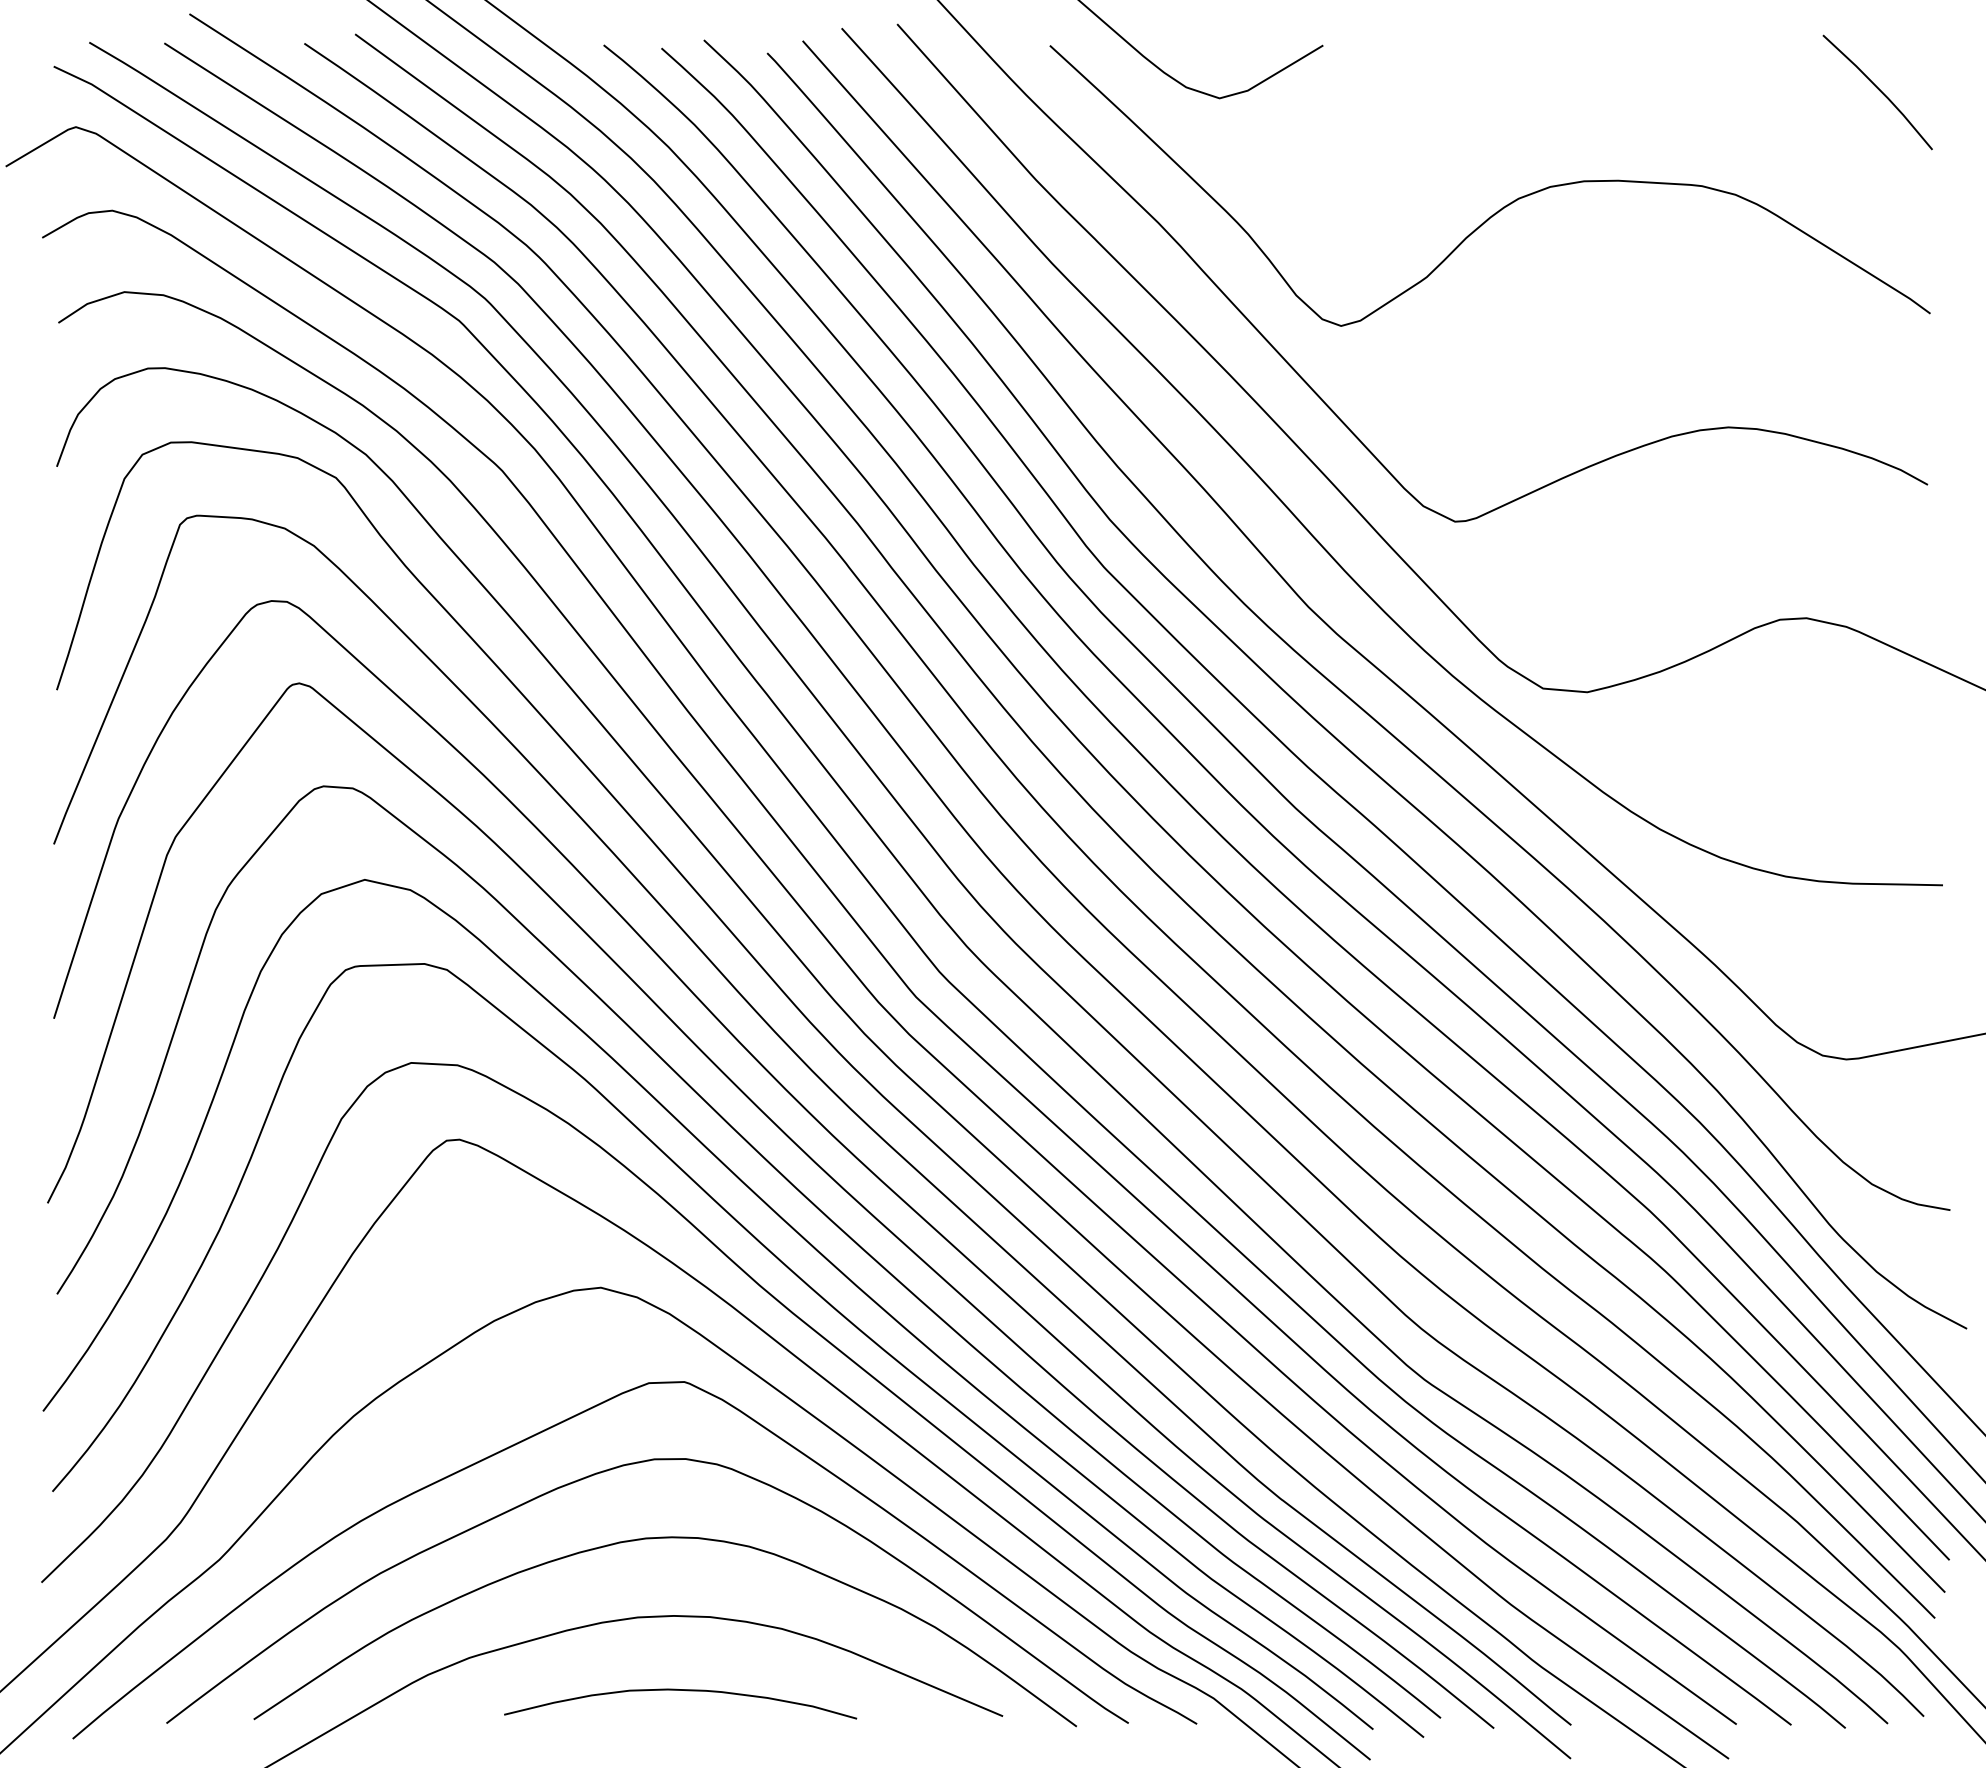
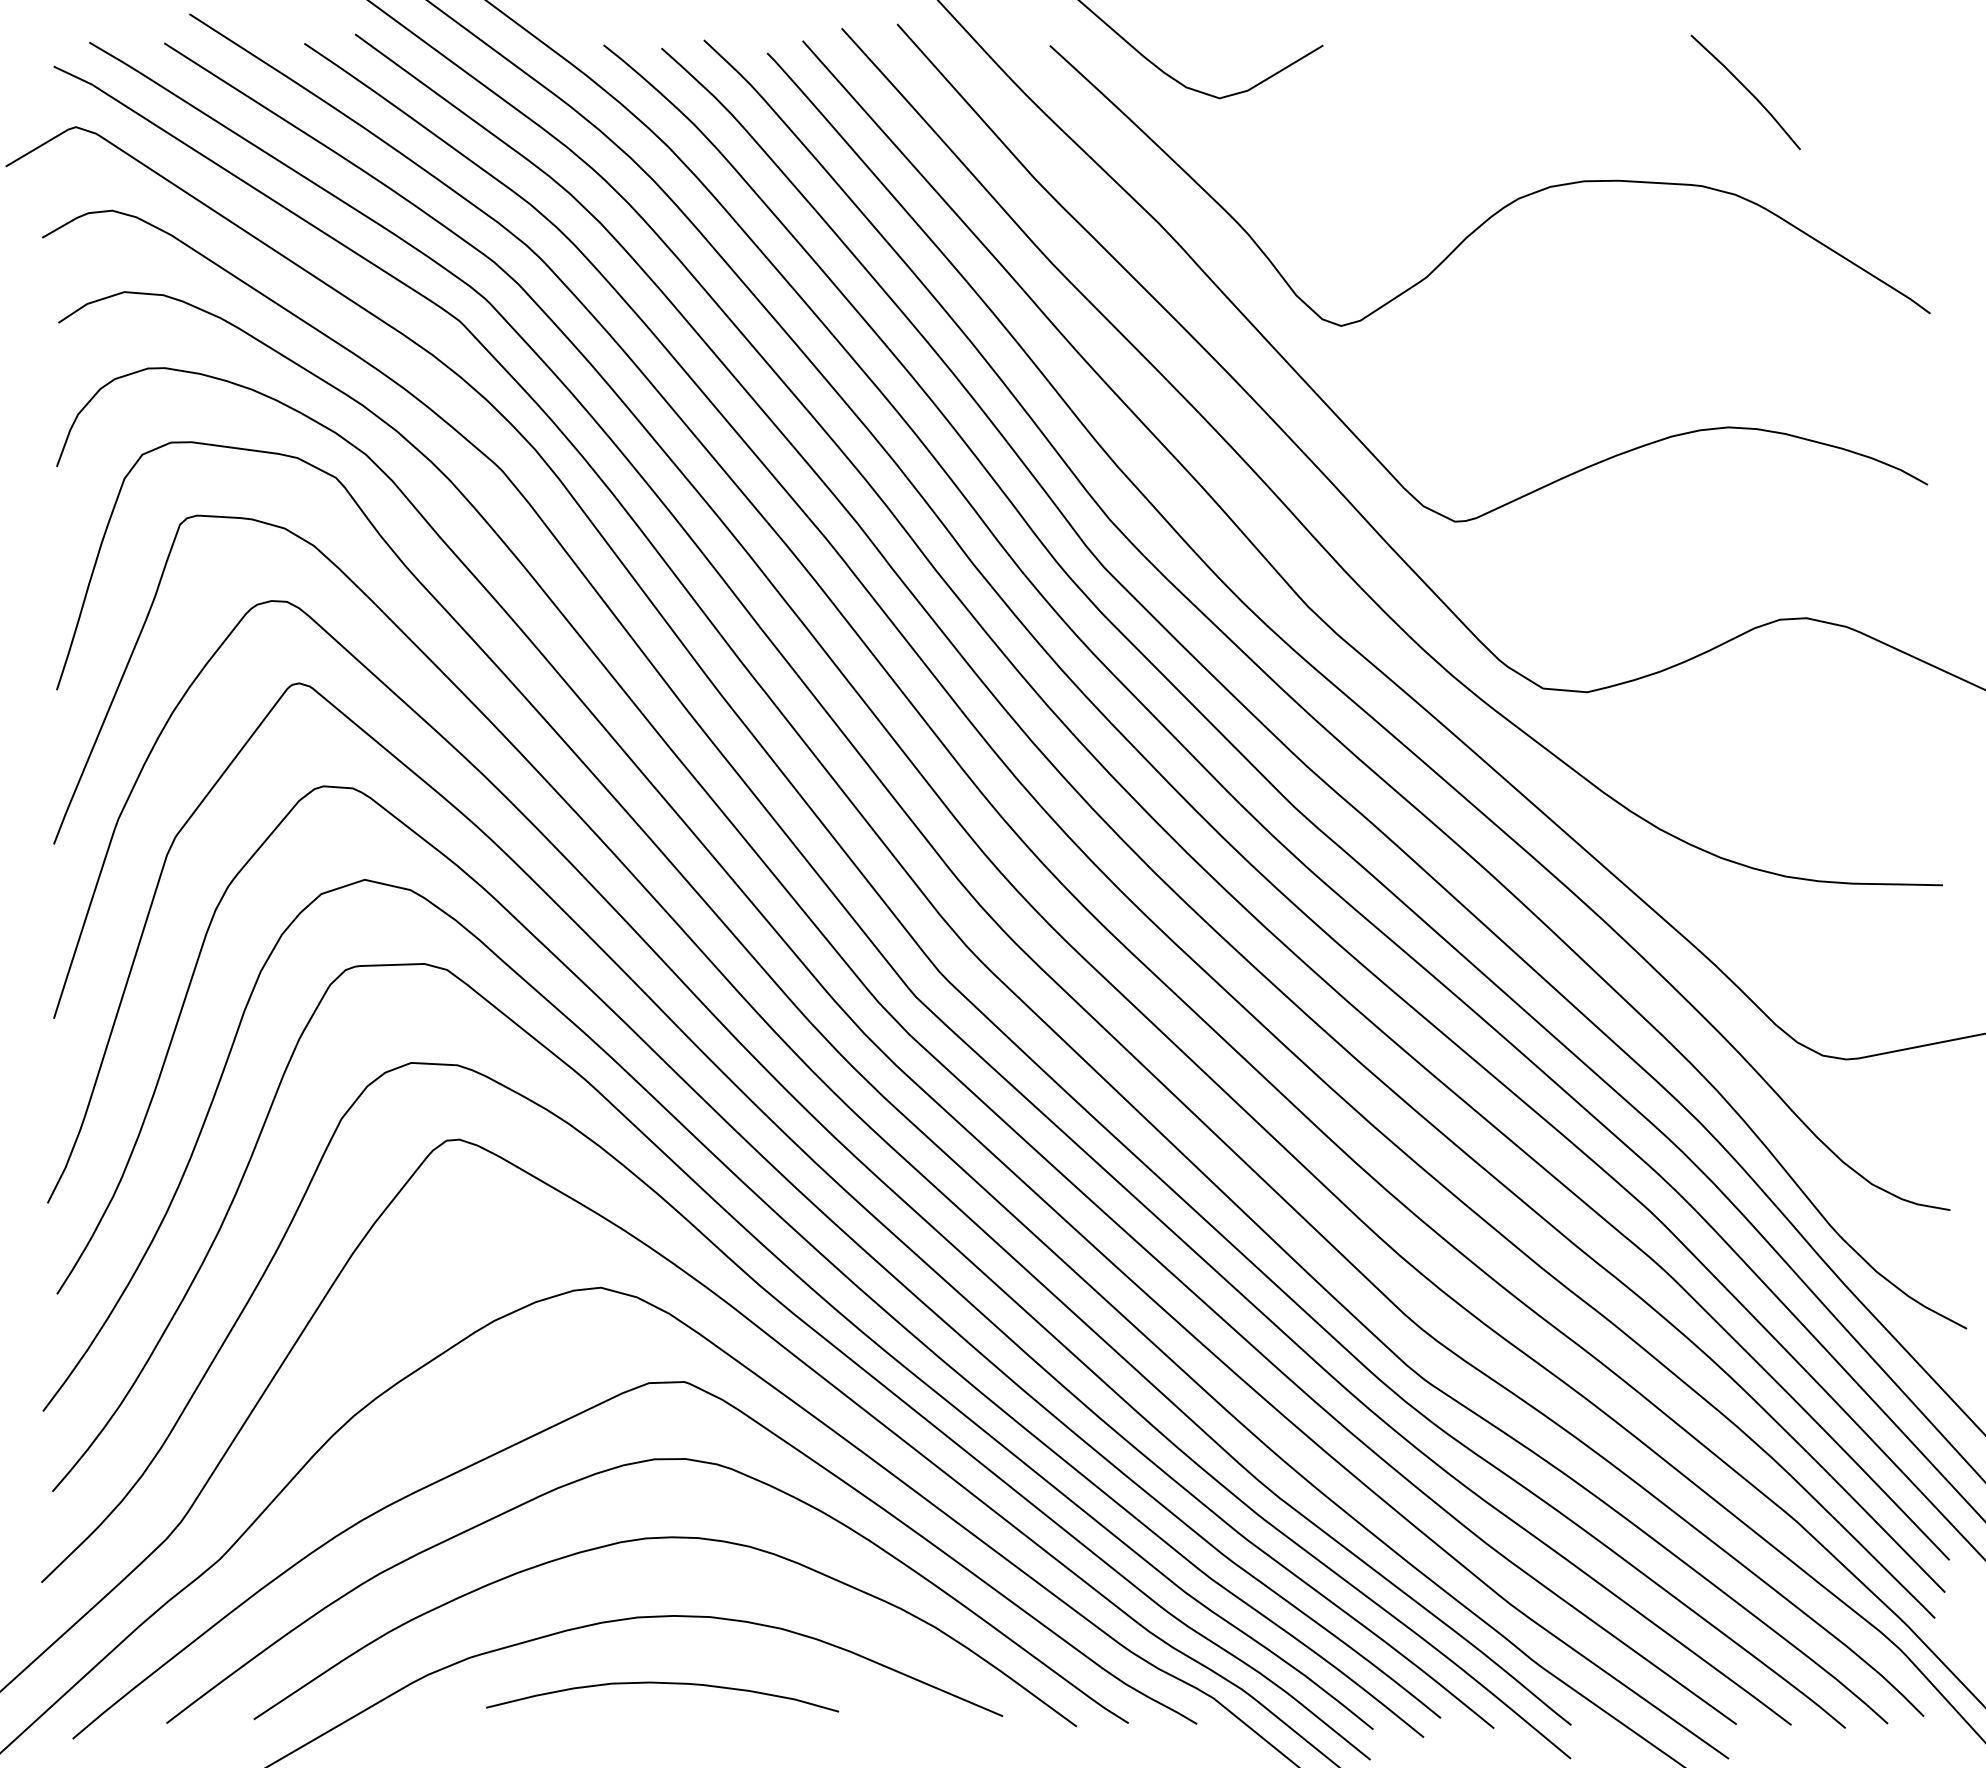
line position: (1878, 90) -> (1746, 90) (1746, 90)
curve position: (680, 1690) -> (662, 1683) (662, 1683)
